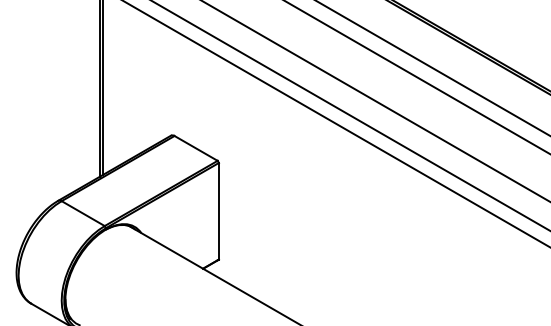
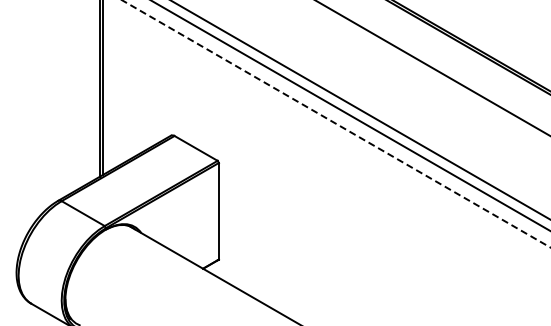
line: present -> none (416, 77)
line position: (375, 101) -> (360, 109) (360, 109)
line: solid -> dashed (335, 123)
